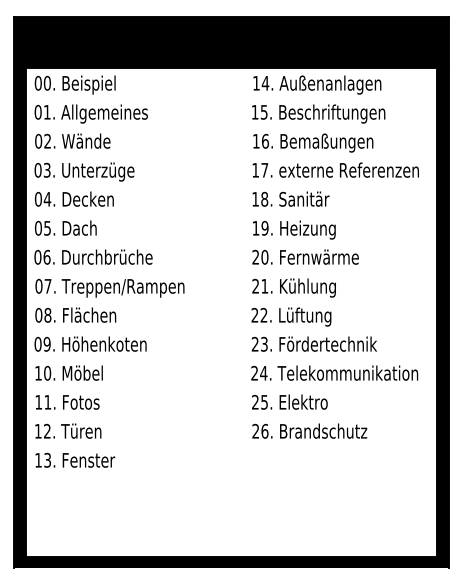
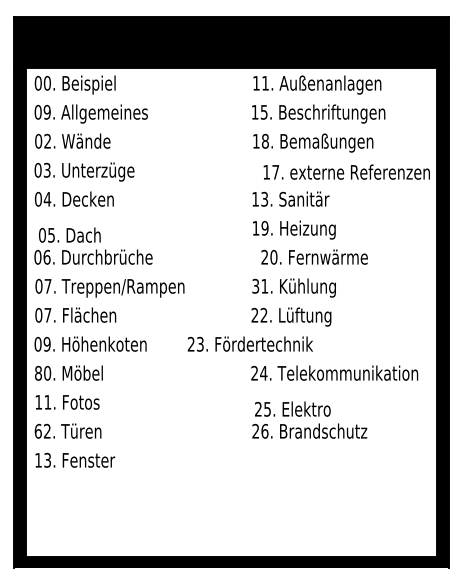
text: 14. -> 11. (265, 83)
text: 01. -> 09. (46, 111)
text: 16. -> 18. (264, 140)
text position: (335, 169) -> (346, 171) (346, 171)
text: 18. -> 13. (264, 199)
text position: (65, 227) -> (69, 234) (69, 234)
text position: (305, 256) -> (314, 256) (314, 256)
text: 21. -> 31. (255, 286)
text: 08. -> 07. (47, 314)
text position: (313, 343) -> (249, 343) (249, 343)
text: 10. -> 80. (38, 372)
text position: (289, 401) -> (292, 408) (292, 408)
text: 12. -> 62. (37, 430)
